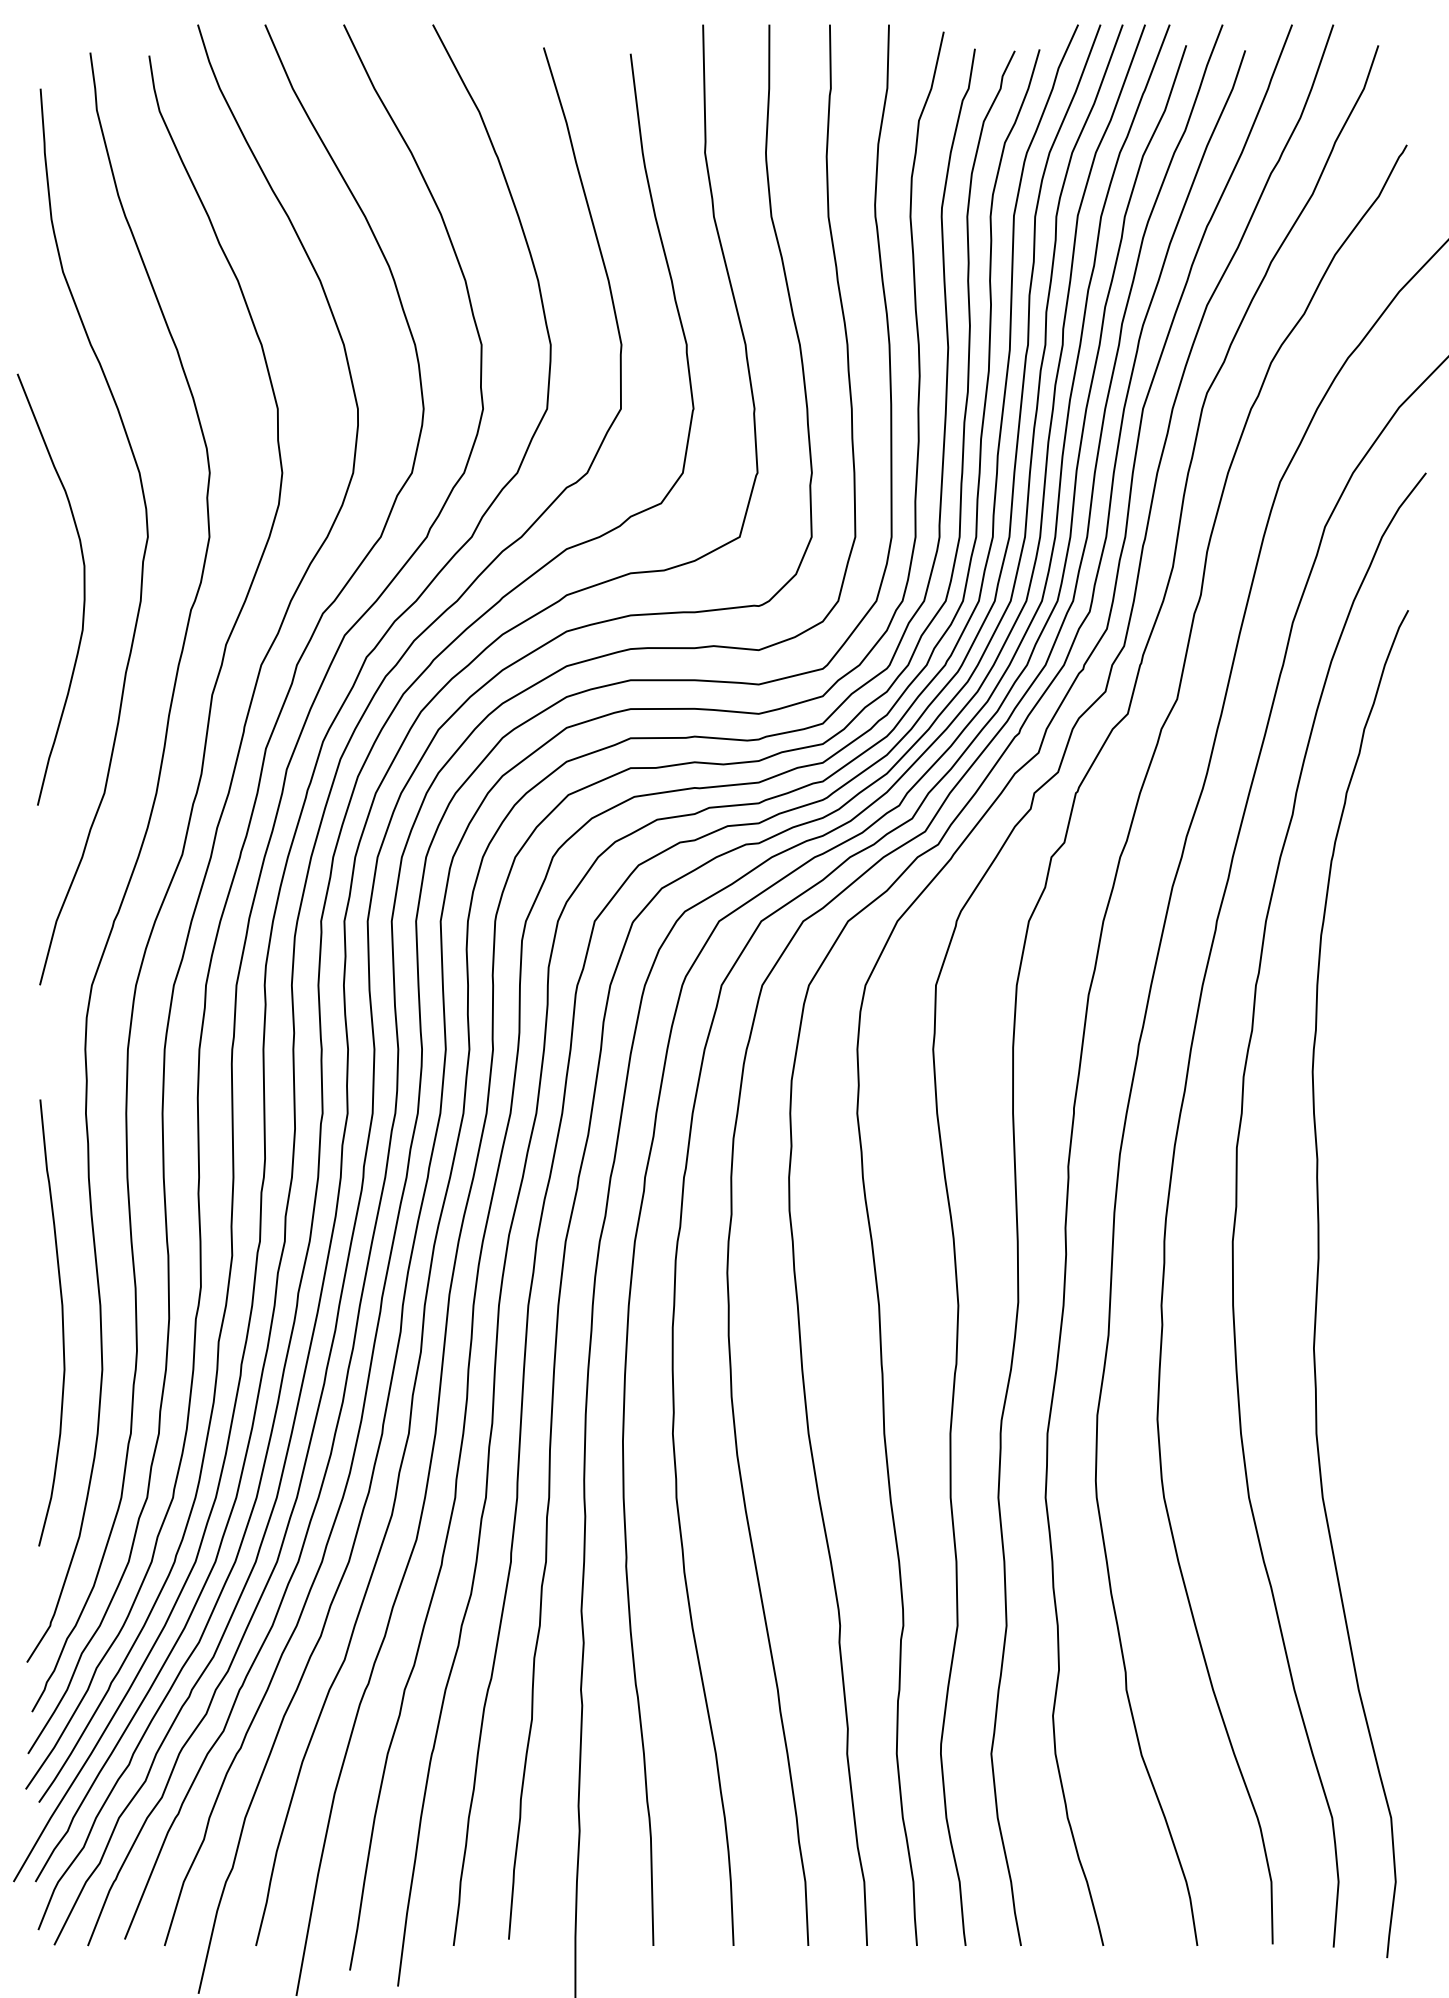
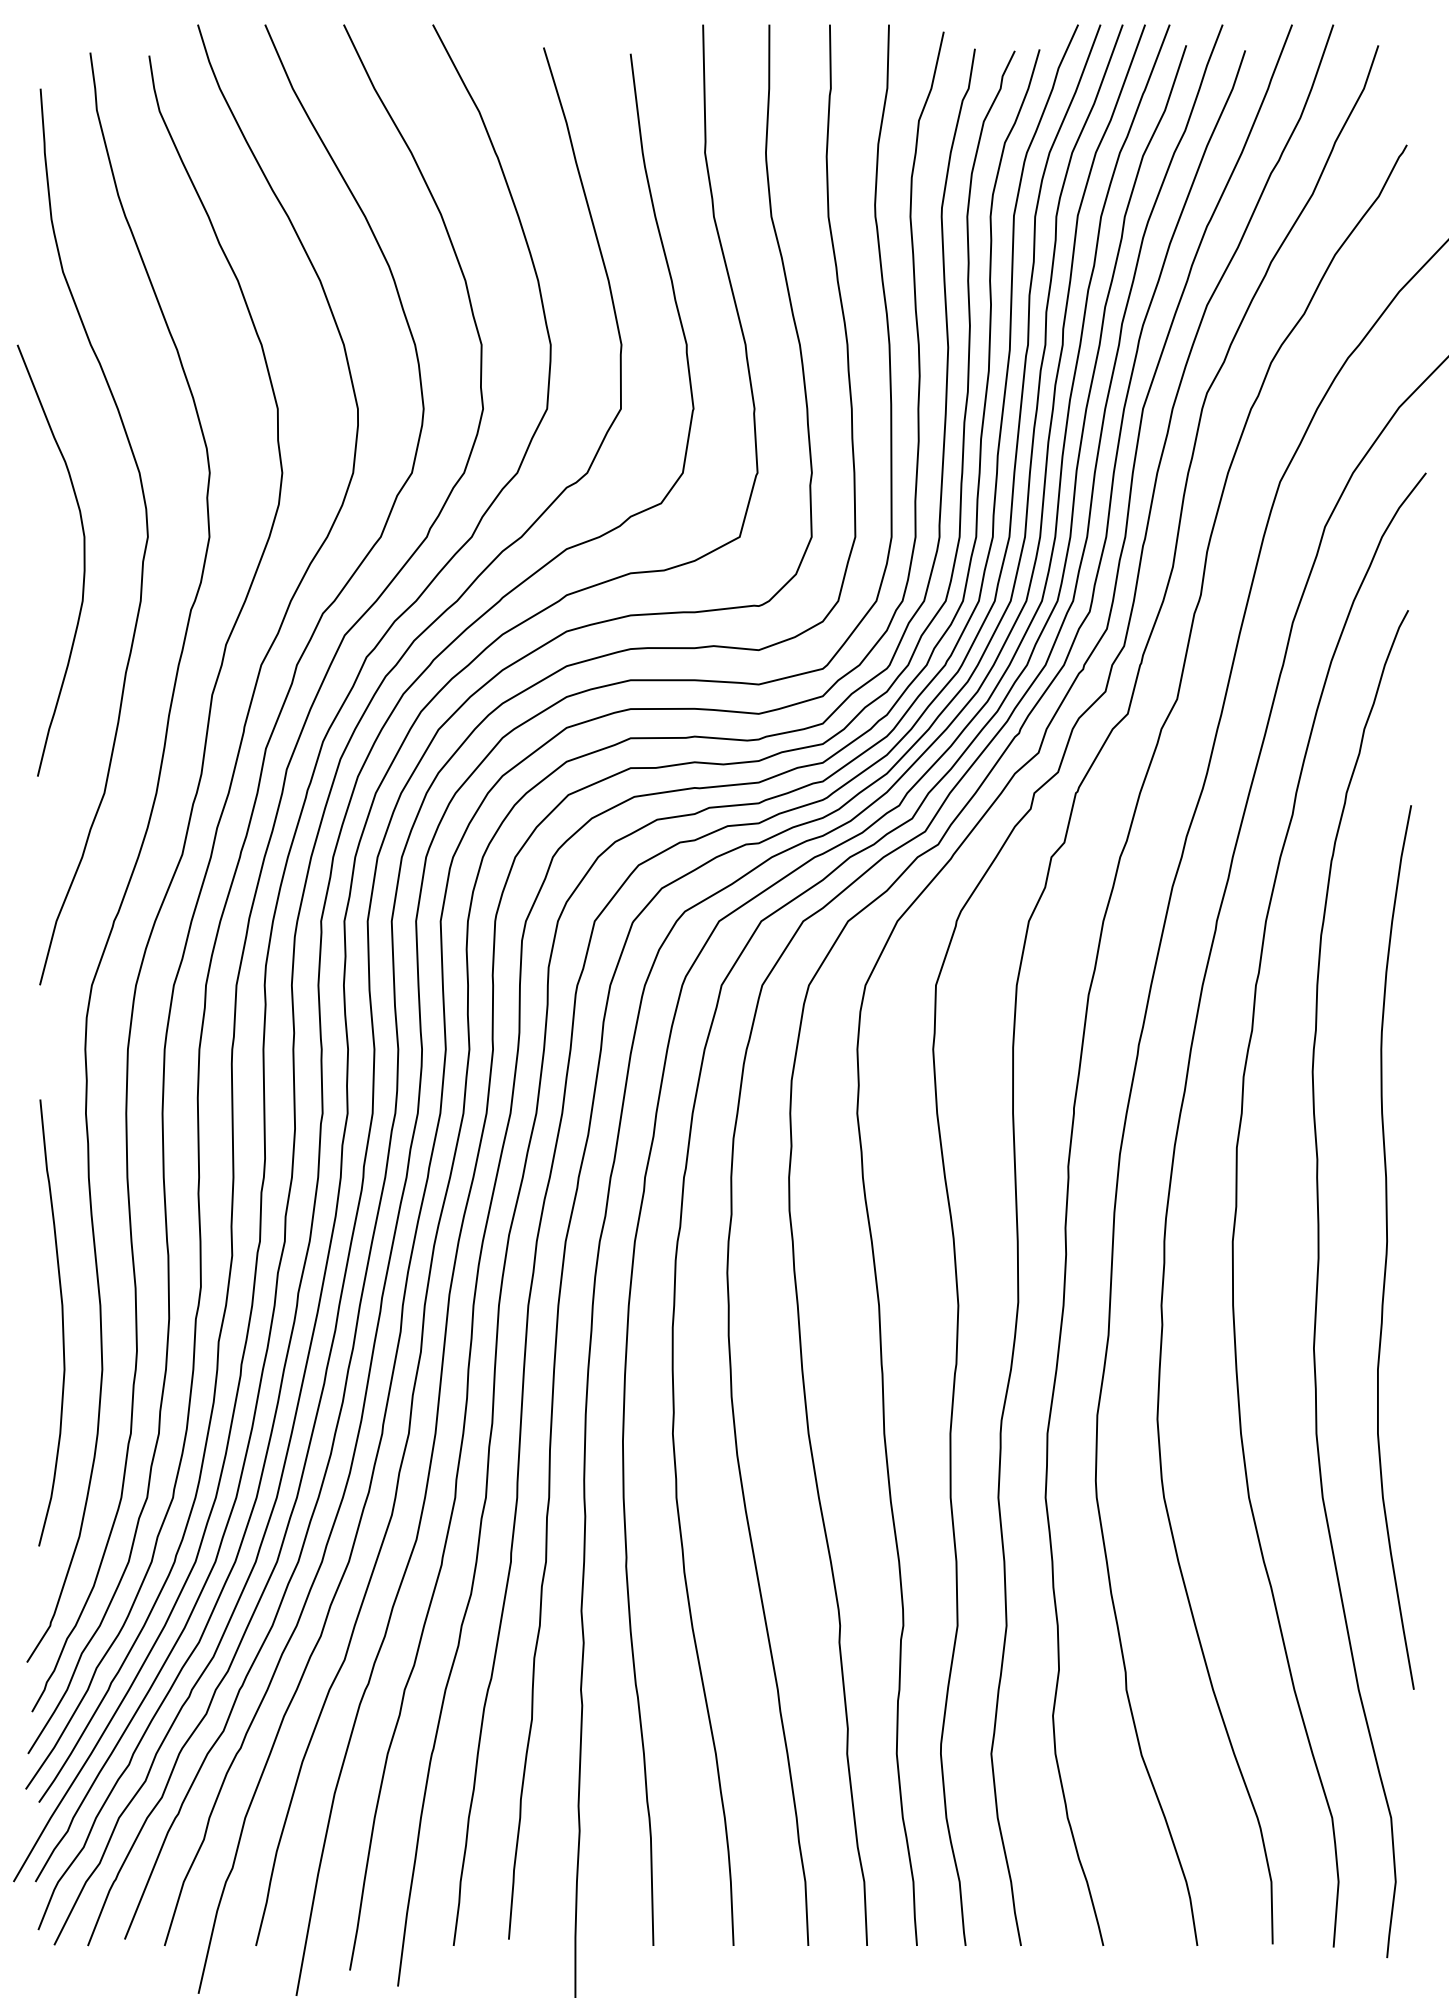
curve position: (83, 589) -> (83, 560) (83, 560)
curve: none -> present (1387, 1247)
